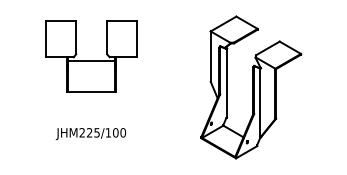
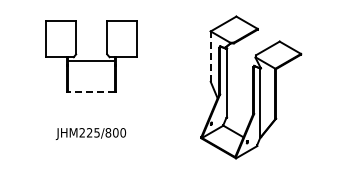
line: solid -> dashed (210, 56)
line: solid -> dashed (91, 91)
text: JHM225/100 -> JHM225/800 (108, 132)
